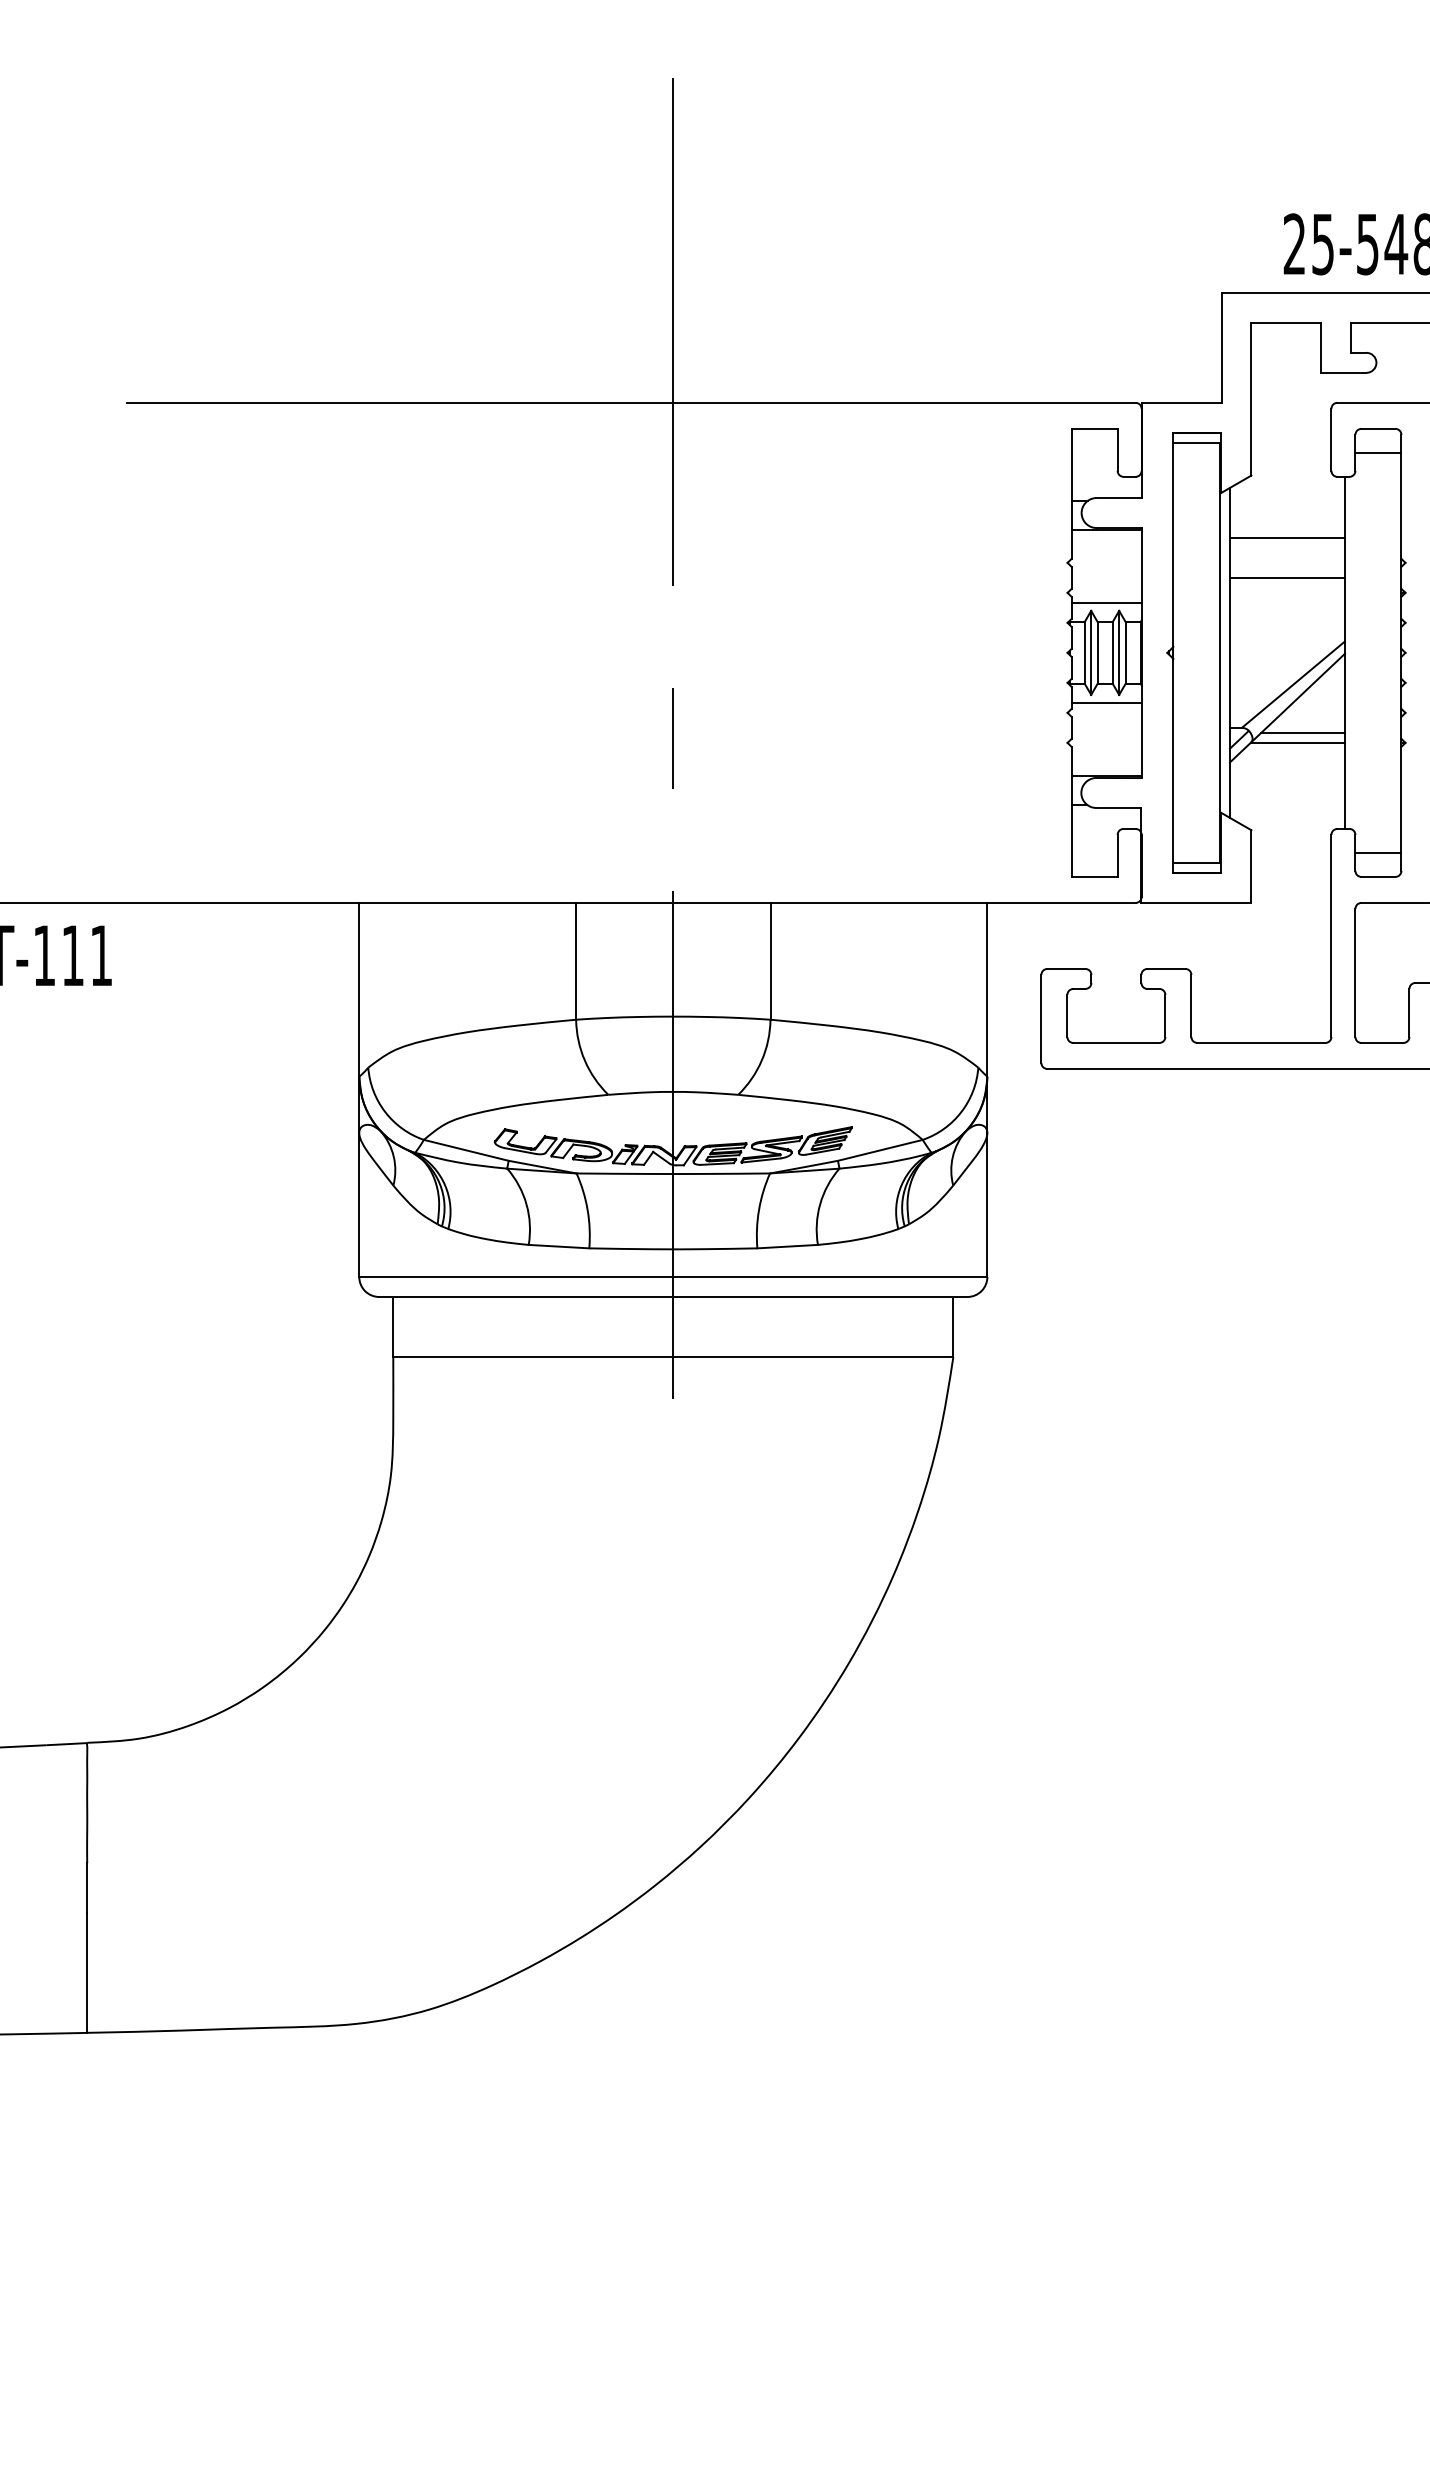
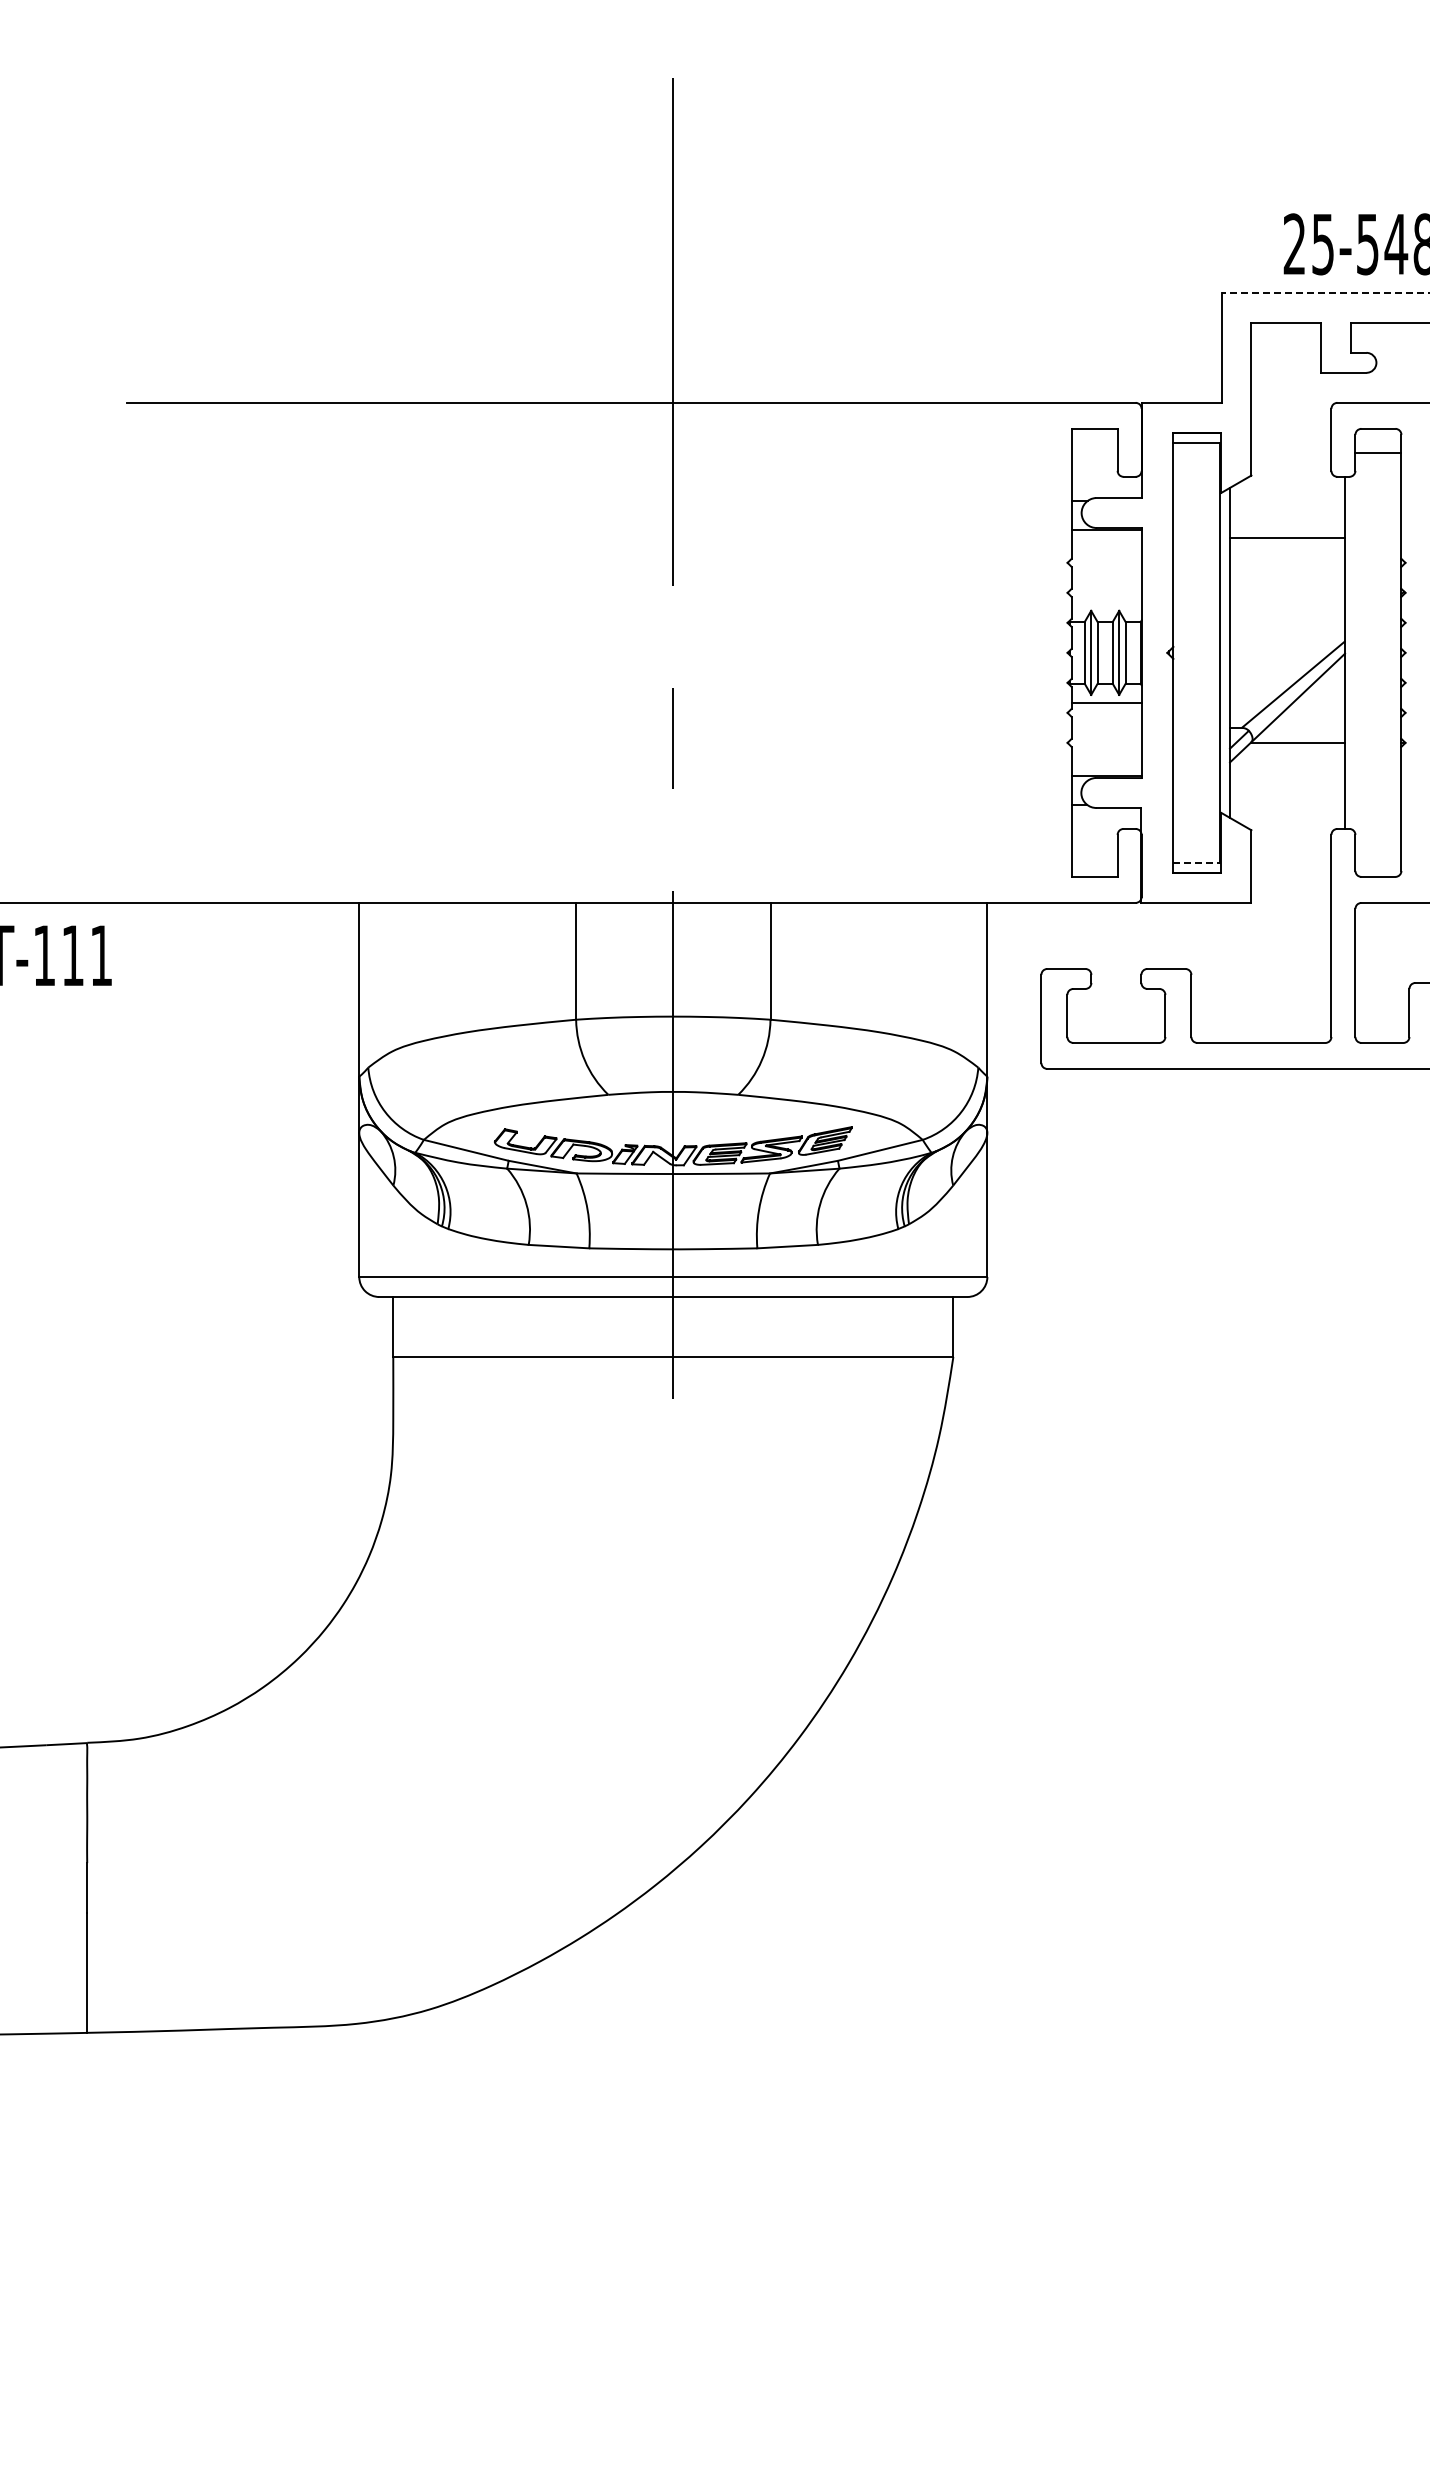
line: solid -> dashed (1325, 292)
line: present -> none (1287, 577)
line: present -> none (1106, 602)
line: present -> none (1303, 732)
line: present -> none (1378, 852)
line: solid -> dashed (1197, 862)
